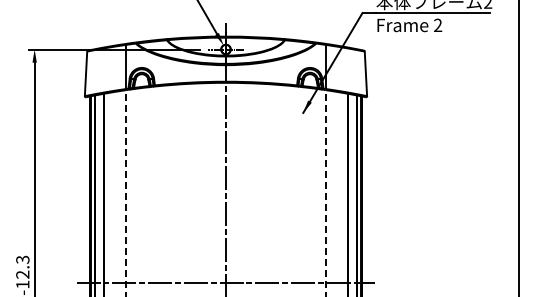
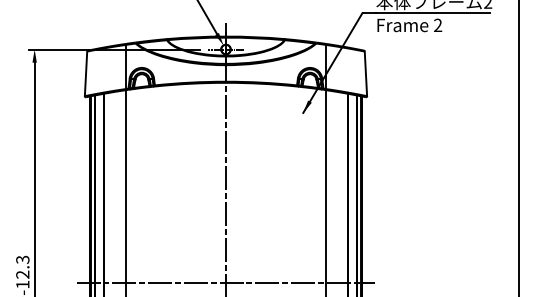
line: dashed -> solid (126, 193)
line: dashed -> solid (325, 193)
